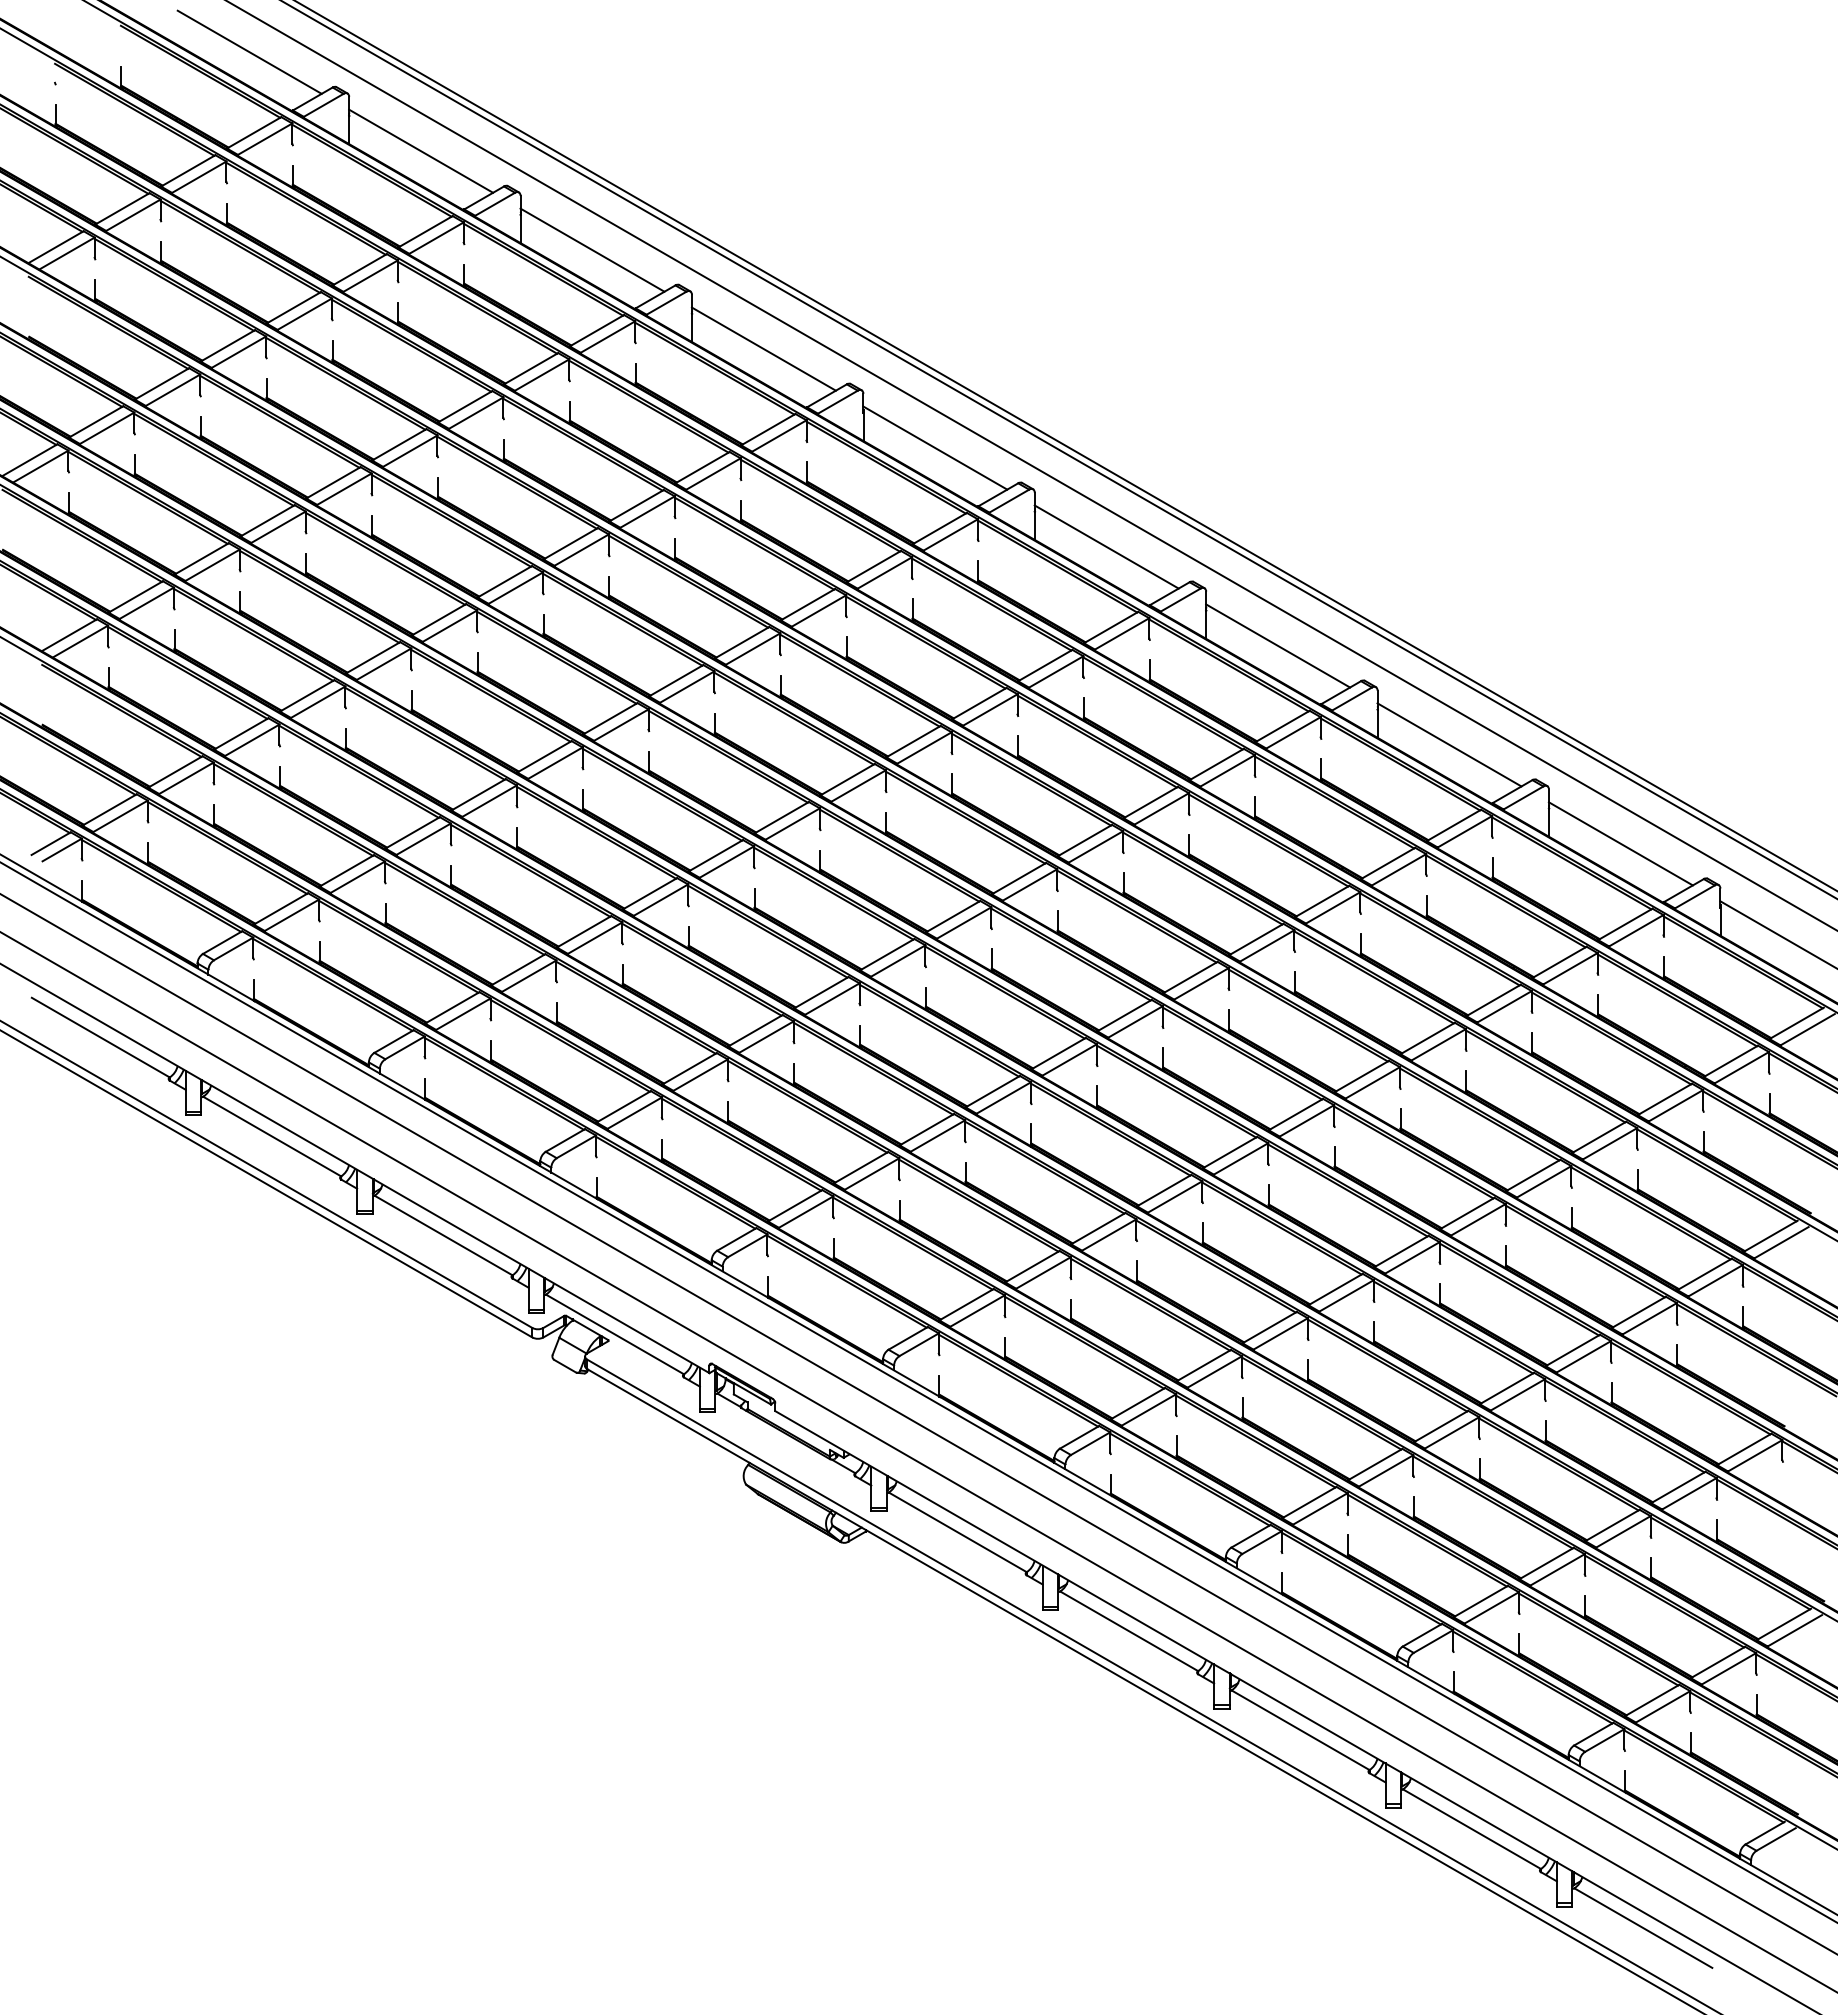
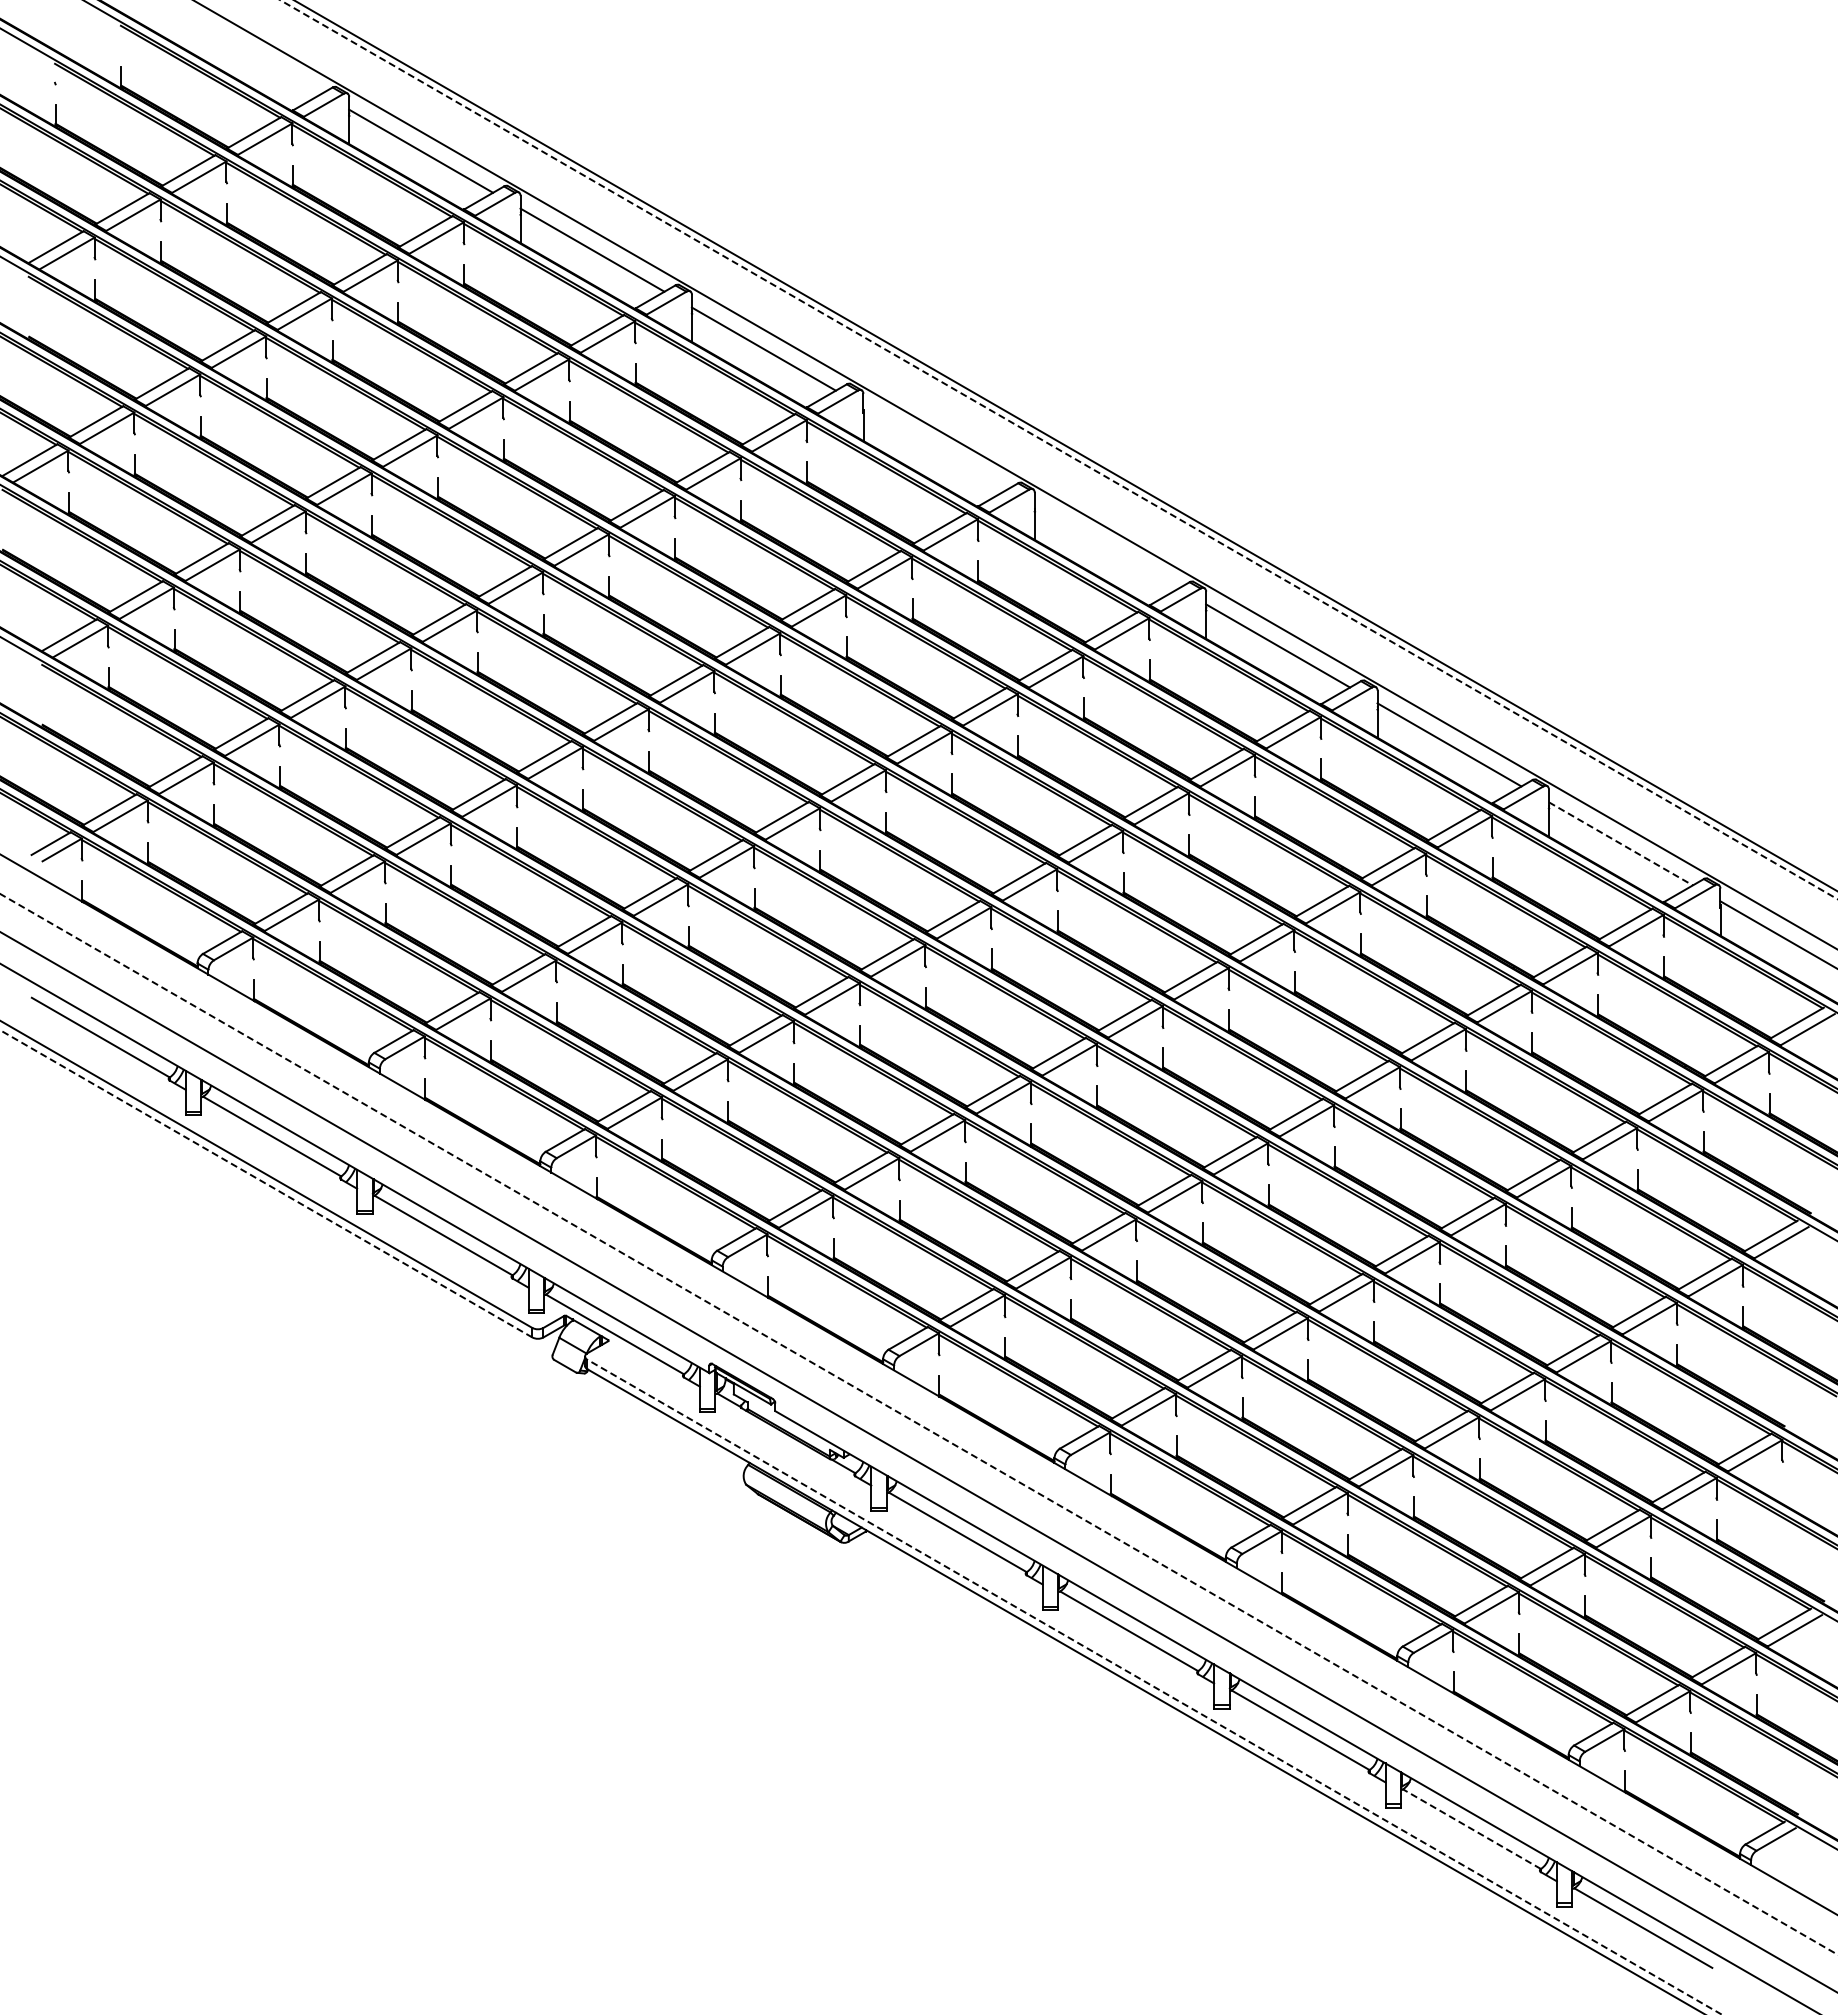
line: present -> none (249, 51)
line: present -> none (935, 447)
line: solid -> dashed (1059, 449)
line position: (1031, 465) -> (1015, 474) (1015, 474)
line: present -> none (1106, 546)
line: solid -> dashed (1621, 844)
line: solid -> dashed (266, 1184)
line: present -> none (918, 1392)
line: solid -> dashed (918, 1424)
line: solid -> dashed (1154, 1687)
line: solid -> dashed (1471, 1829)
